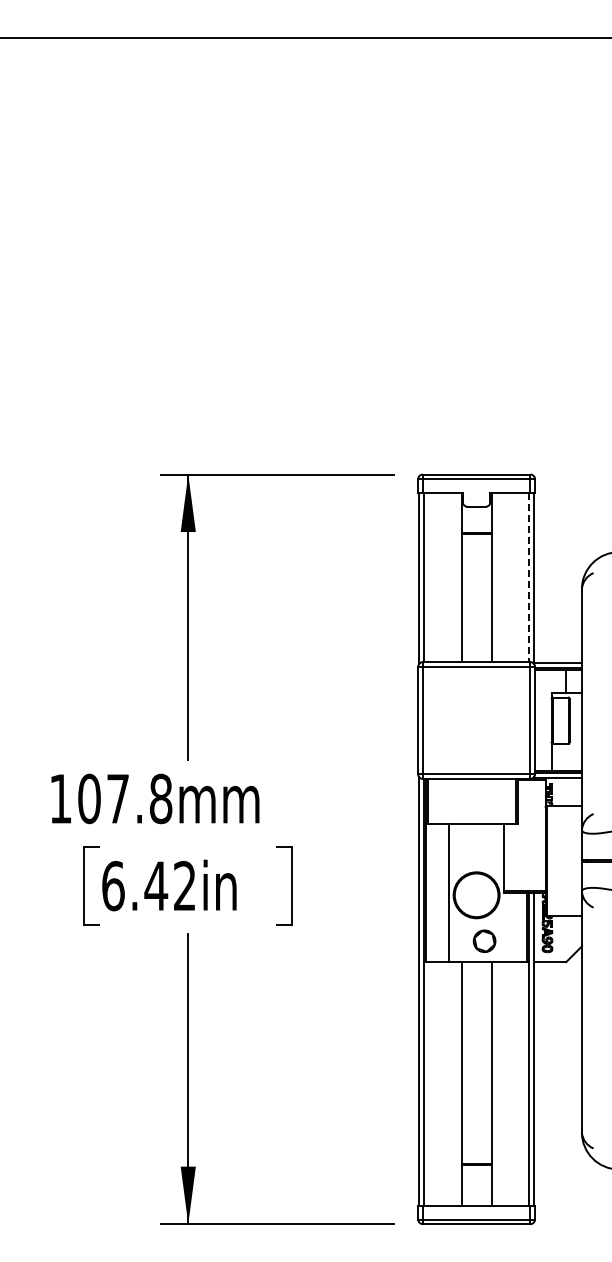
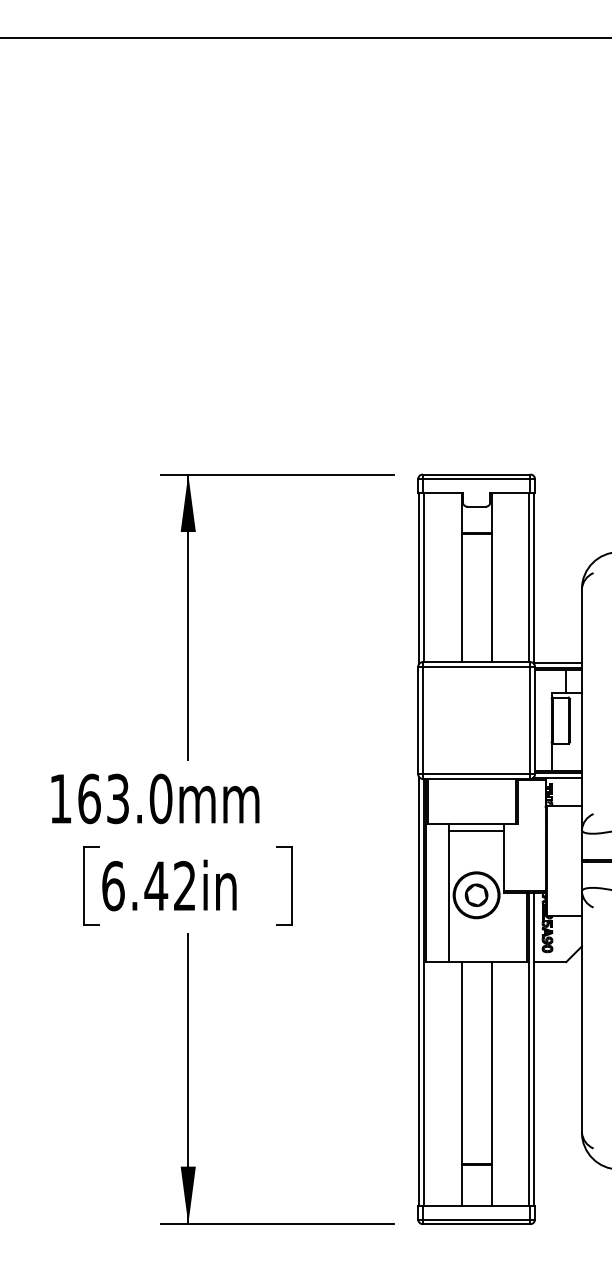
line: dashed -> solid (529, 577)
text: 107.8mm -> 163.0mm (125, 798)
line: none -> present (476, 830)
part position: (484, 940) -> (476, 894) (476, 894)
